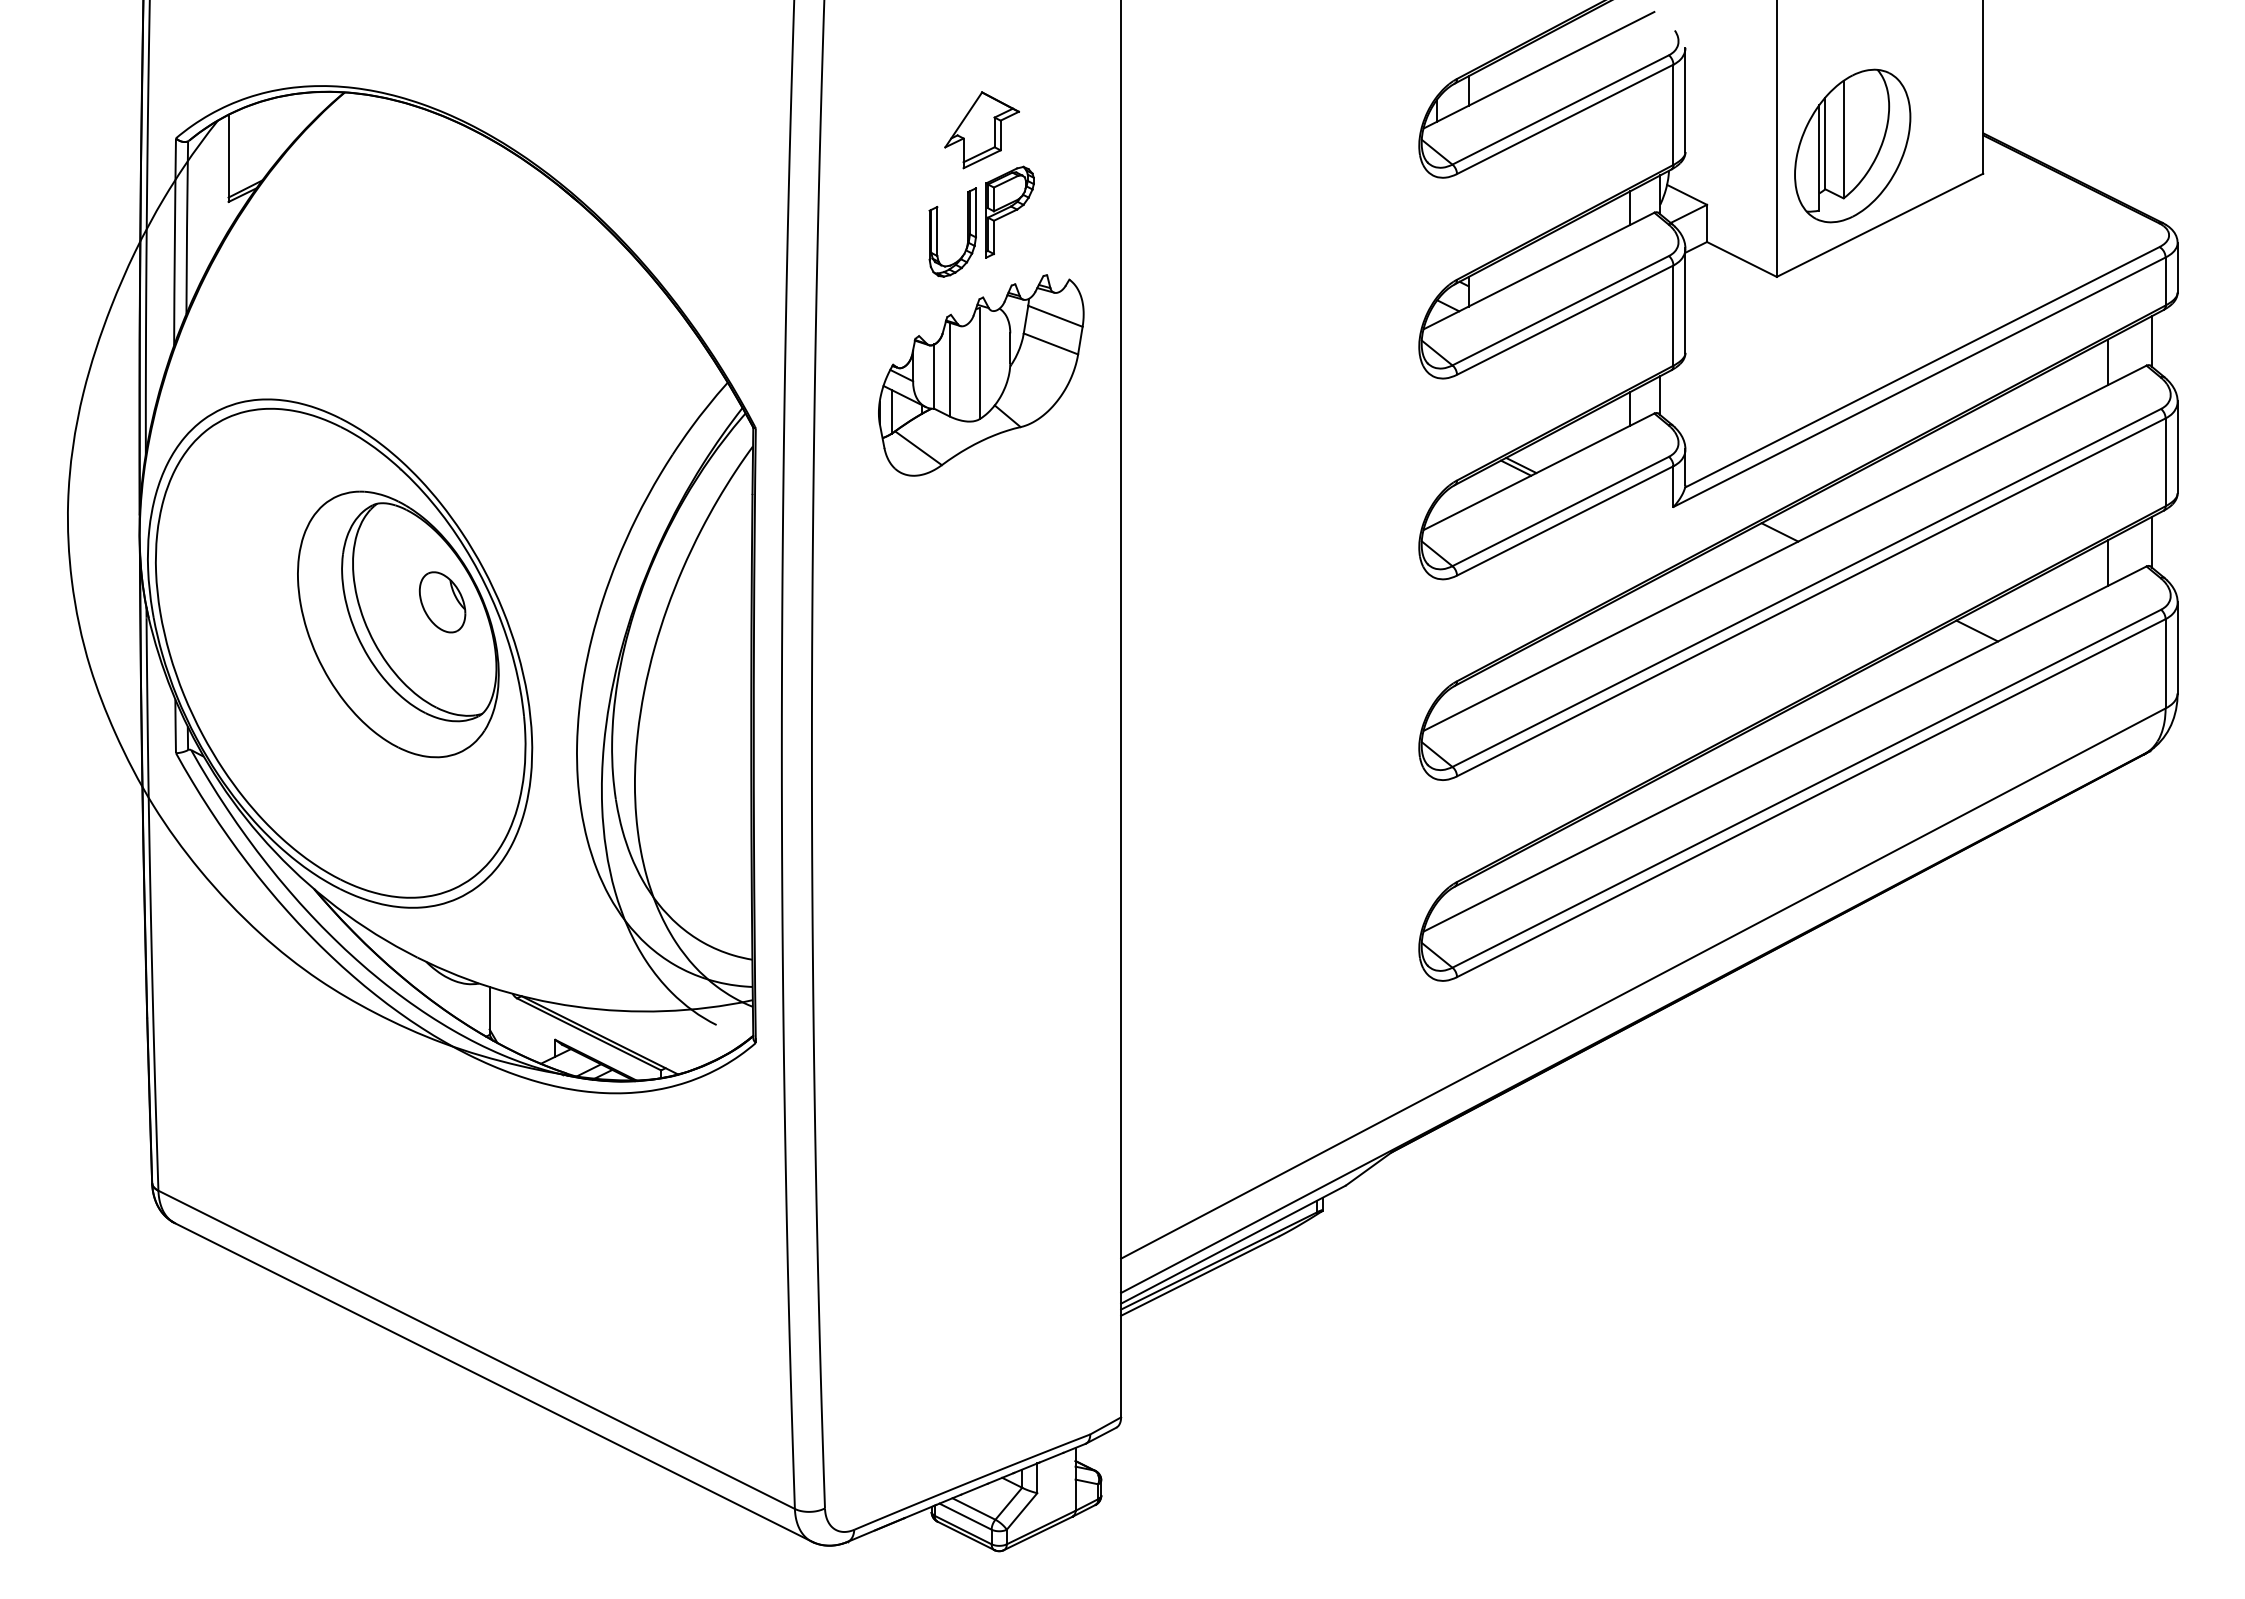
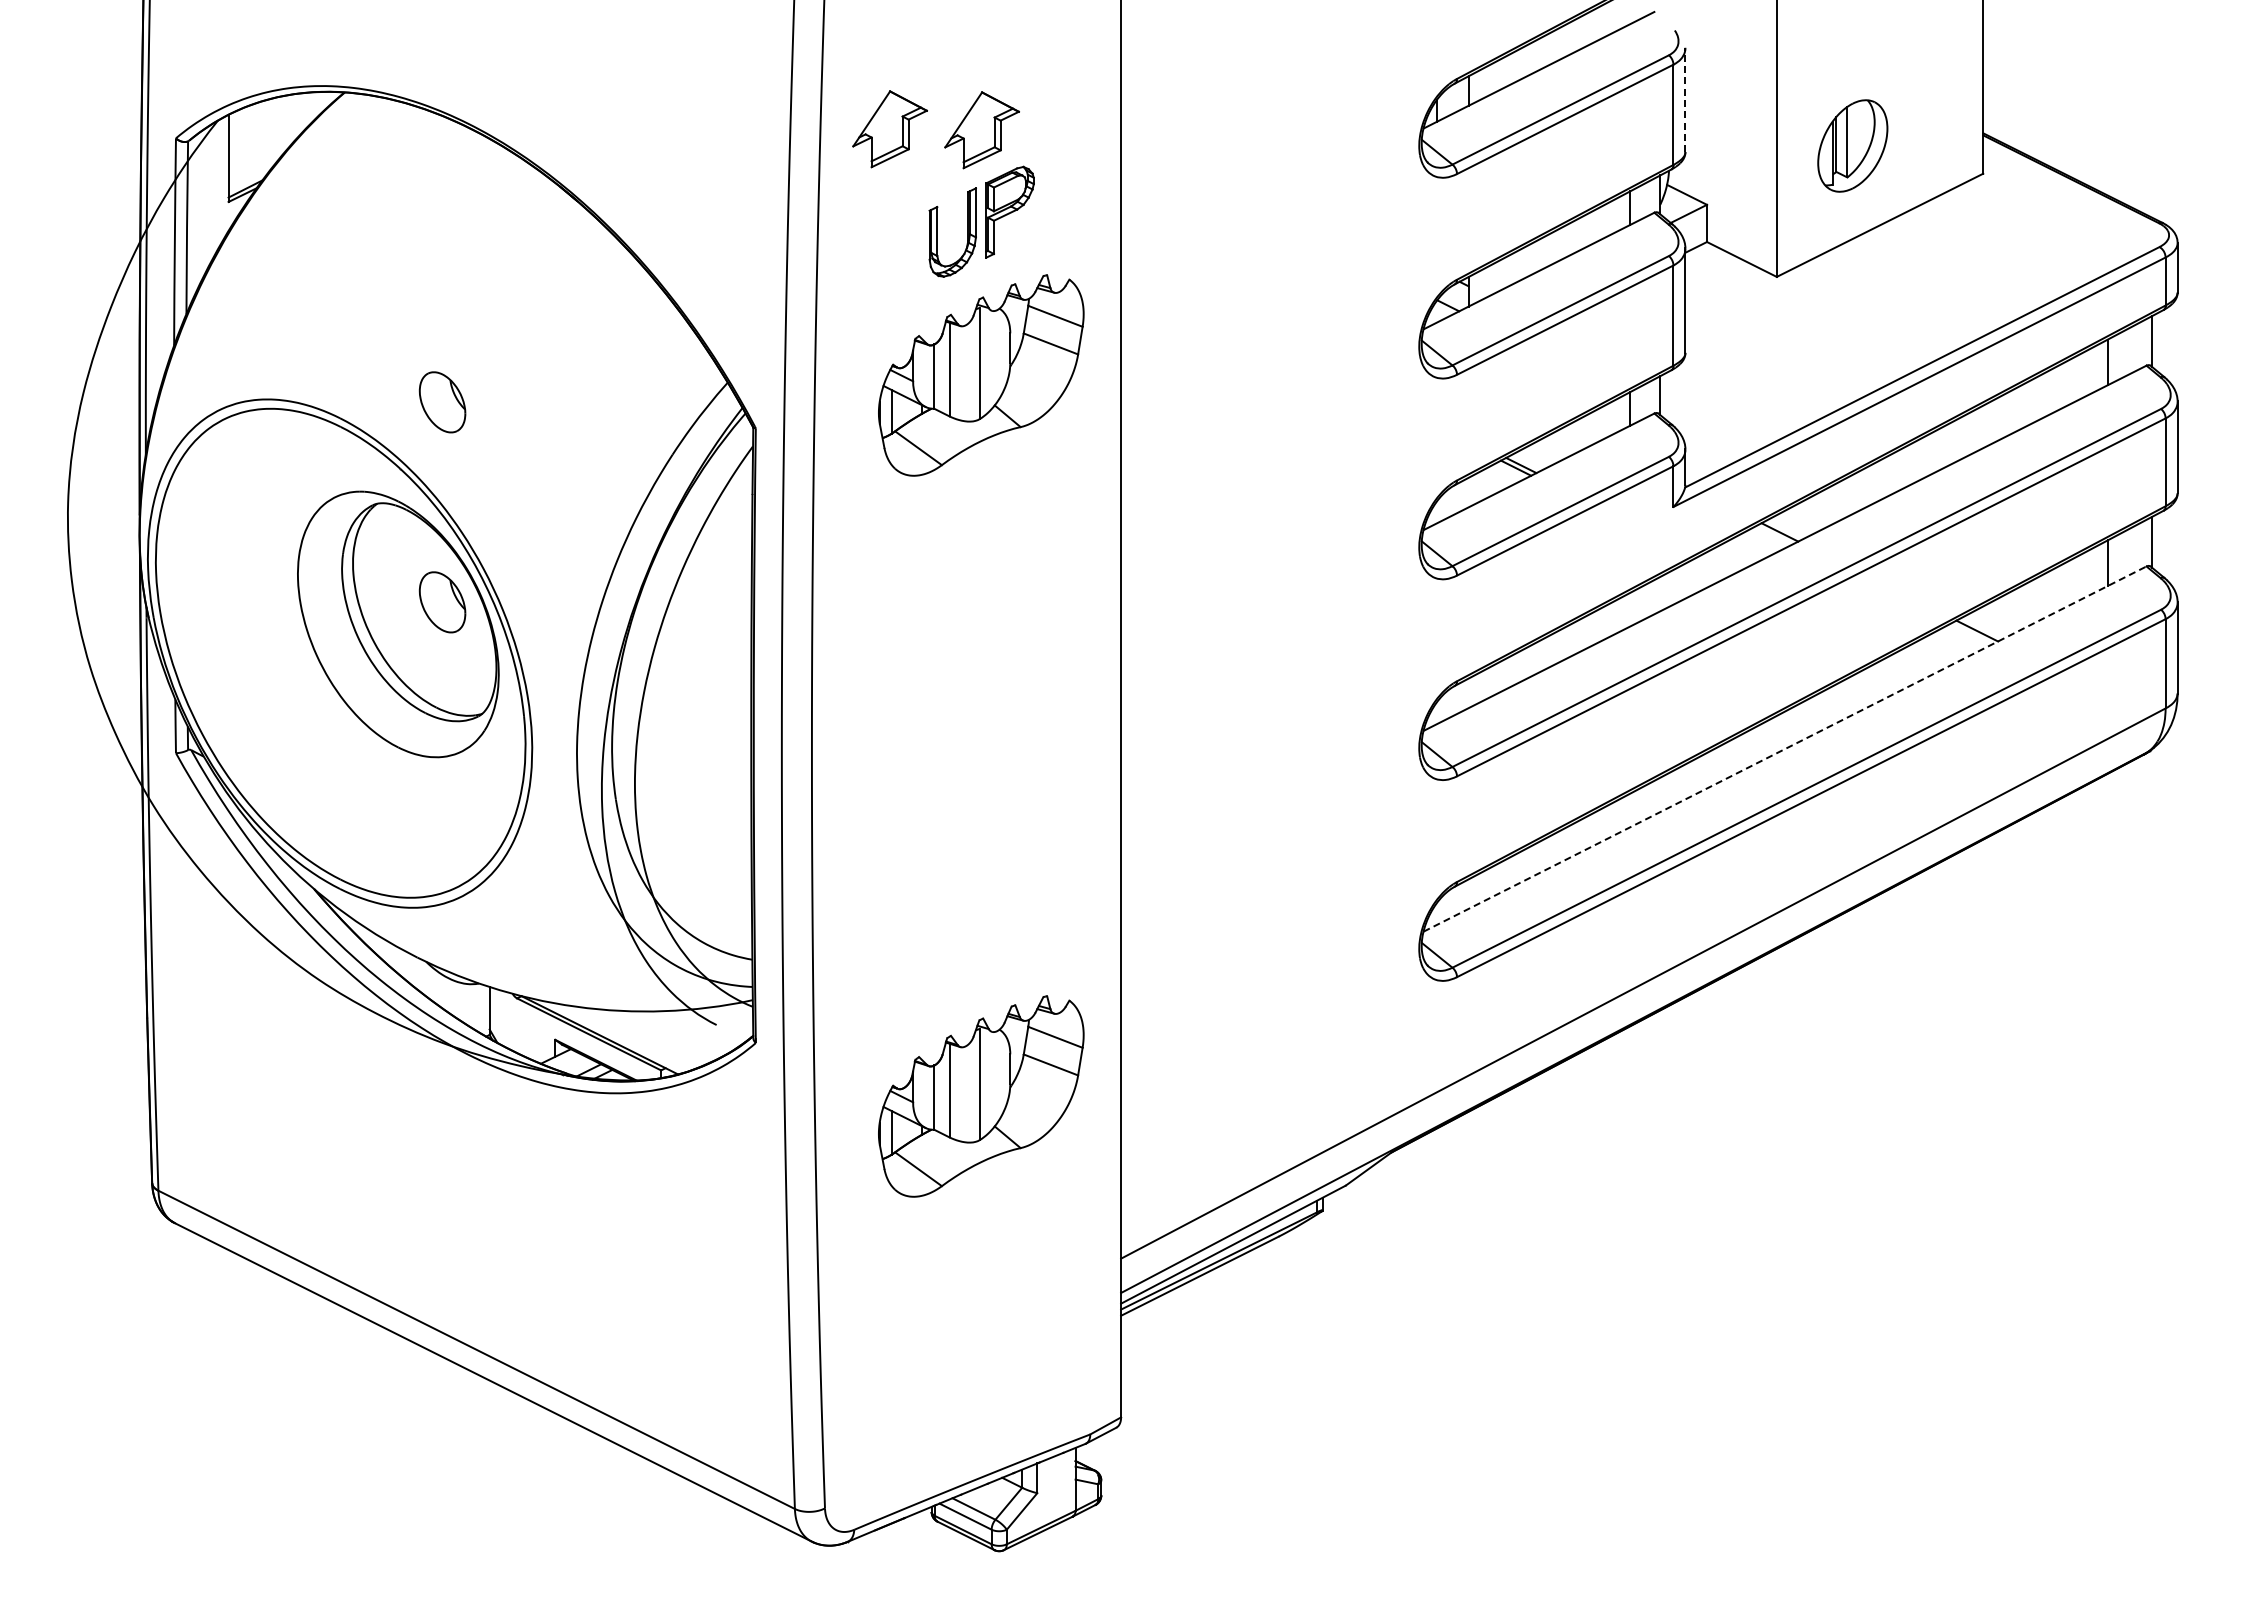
line: solid -> dashed (1685, 99)
part: none -> present (889, 129)
part size: 118x156 px -> 72x94 px (1852, 145)
part: none -> present (442, 402)
line: solid -> dashed (1785, 748)
part: none -> present (981, 1096)
